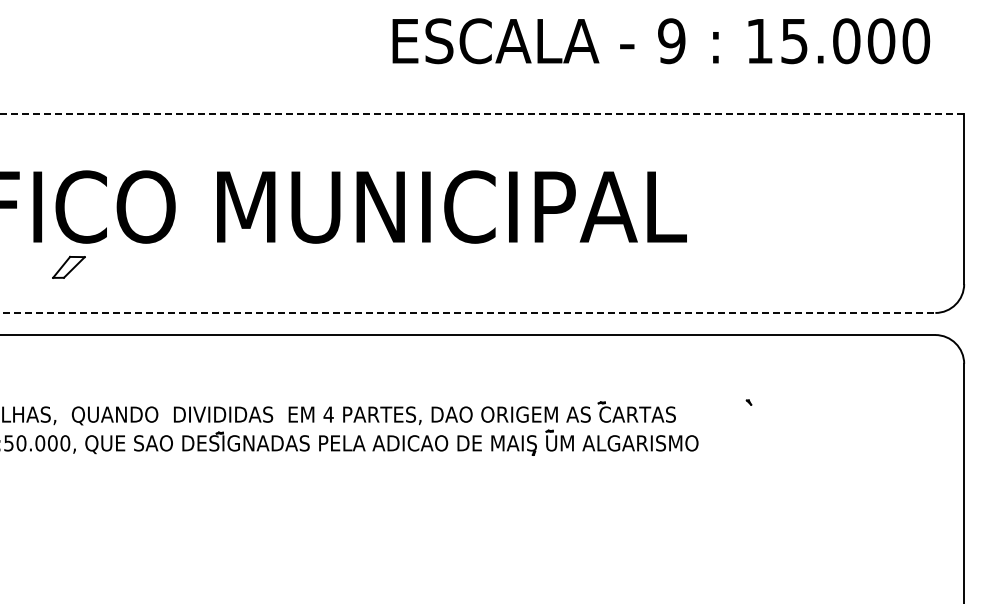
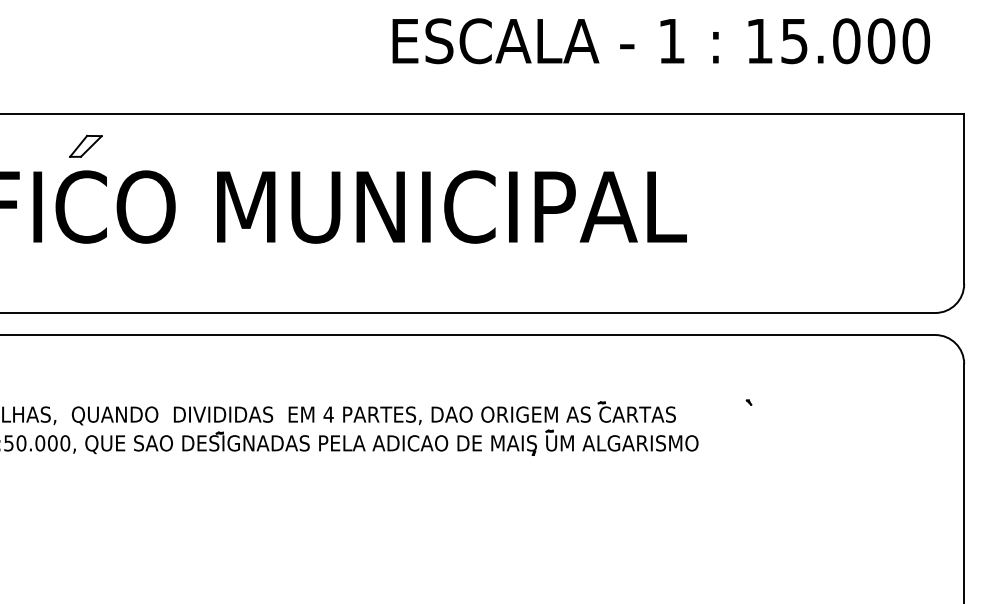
text: 9 -> 1 (671, 41)
line: dashed -> solid (482, 114)
part position: (68, 266) -> (85, 145) (85, 145)
line: dashed -> solid (468, 312)
